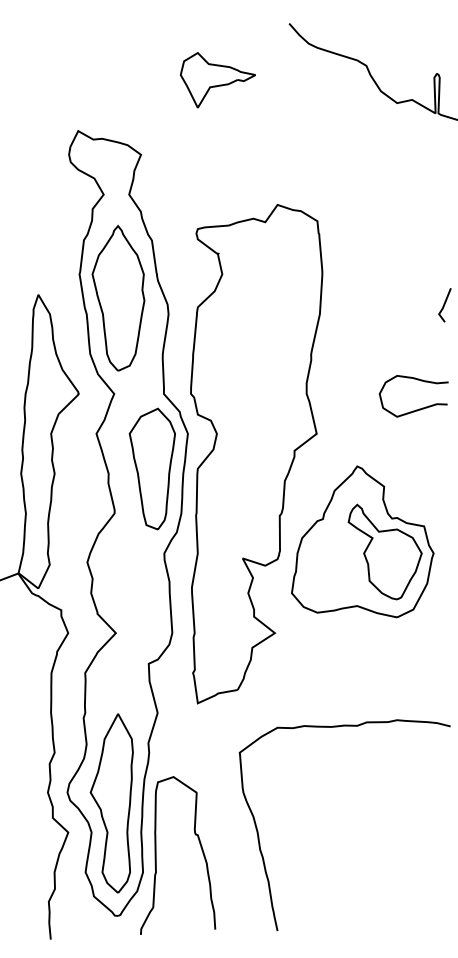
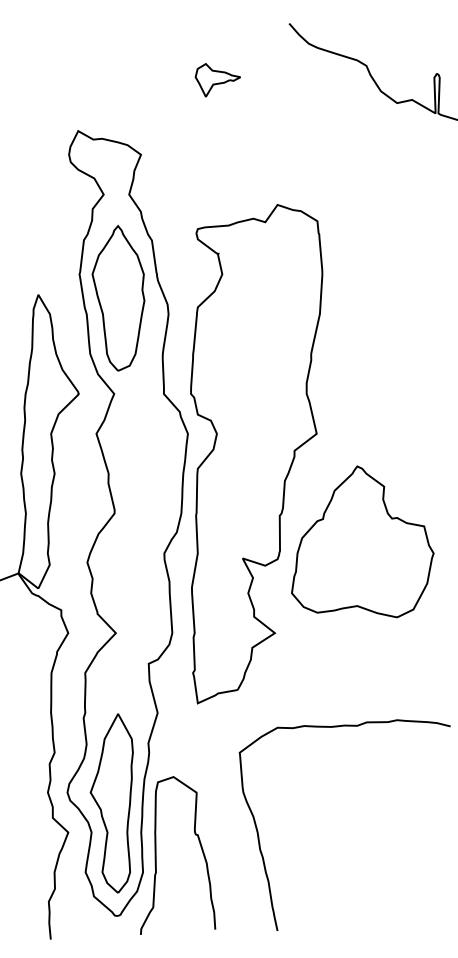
part size: 76x57 px -> 47x35 px (217, 80)
line: present -> none (444, 305)
curve: present -> none (416, 409)
part: present -> none (151, 468)
part: present -> none (384, 551)
